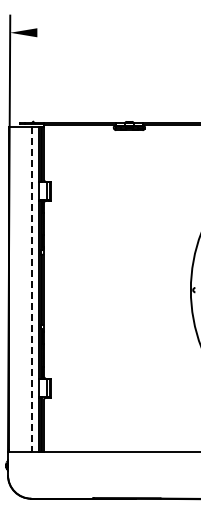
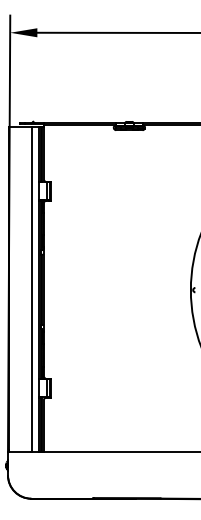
line: none -> present (117, 32)
line: dashed -> solid (31, 290)
